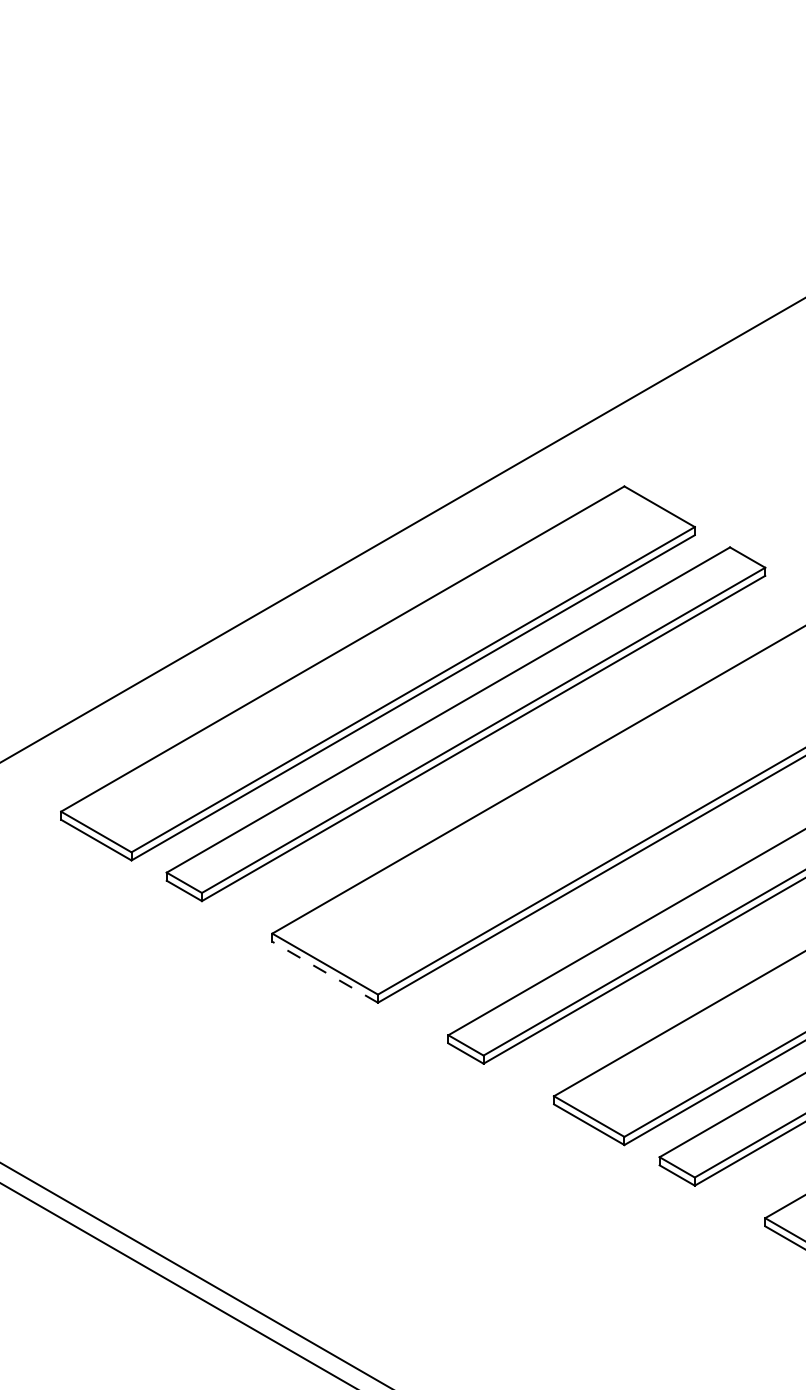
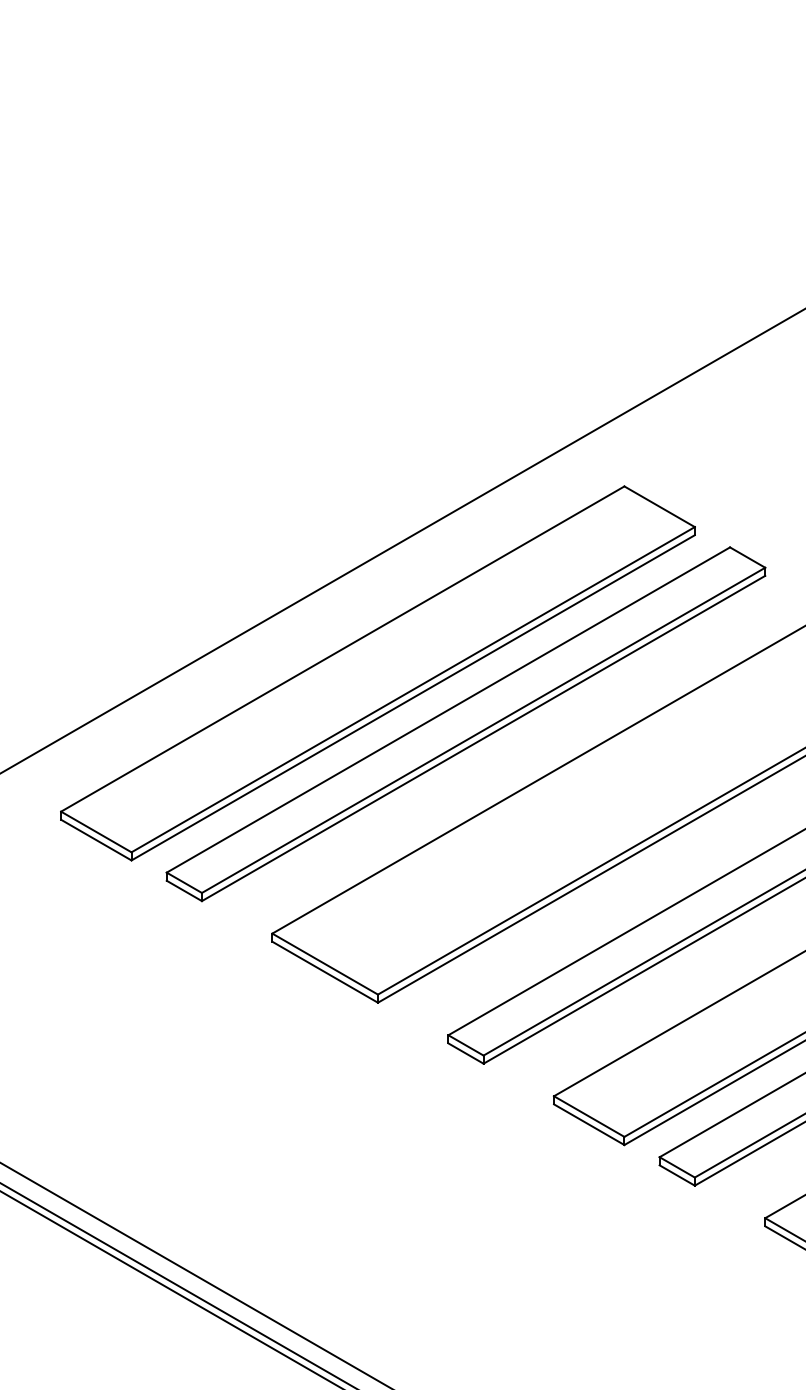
line position: (402, 530) -> (402, 541) (402, 541)
line: dashed -> solid (325, 972)
line: none -> present (170, 1289)
